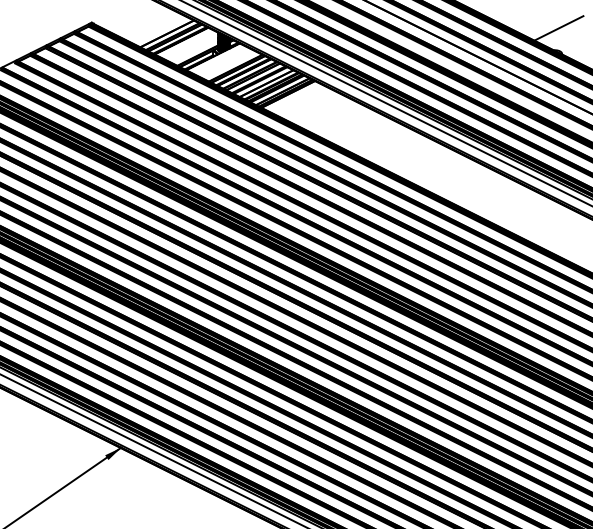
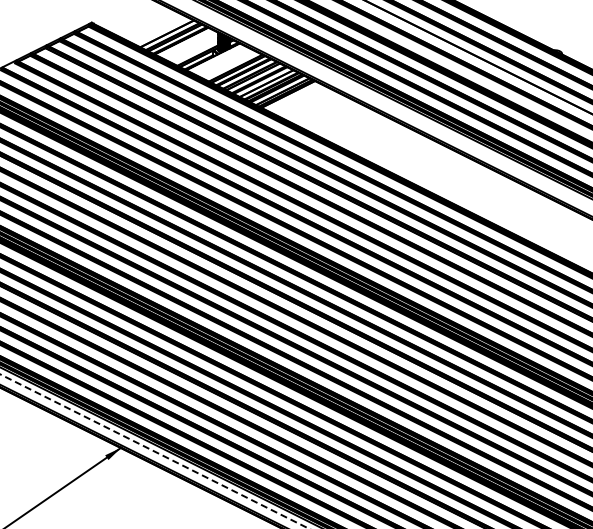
line: present -> none (558, 28)
line: present -> none (386, 103)
line: solid -> dashed (155, 451)
